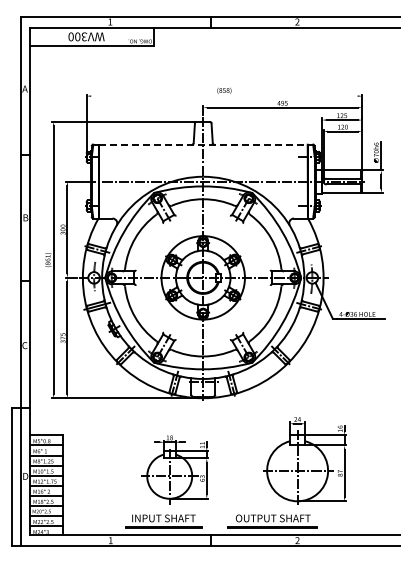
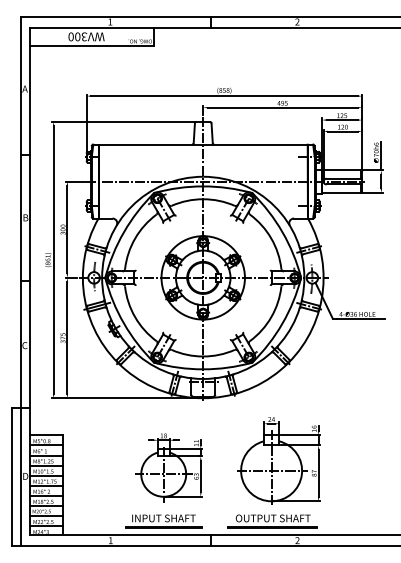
line: none -> present (224, 96)
line: dashed -> solid (203, 144)
part position: (304, 460) -> (278, 460) (278, 460)
part position: (174, 469) -> (168, 467) (168, 467)
